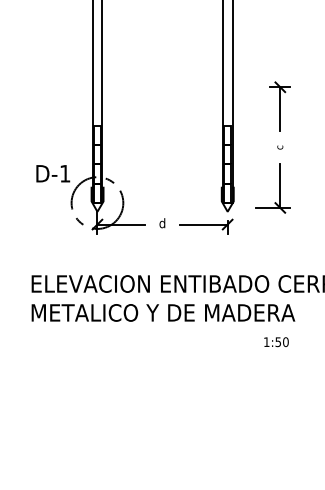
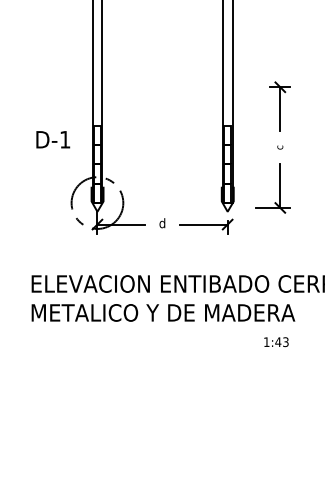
text position: (53, 173) -> (53, 139) (53, 139)
text: 1:50 -> 1:43 (281, 342)
